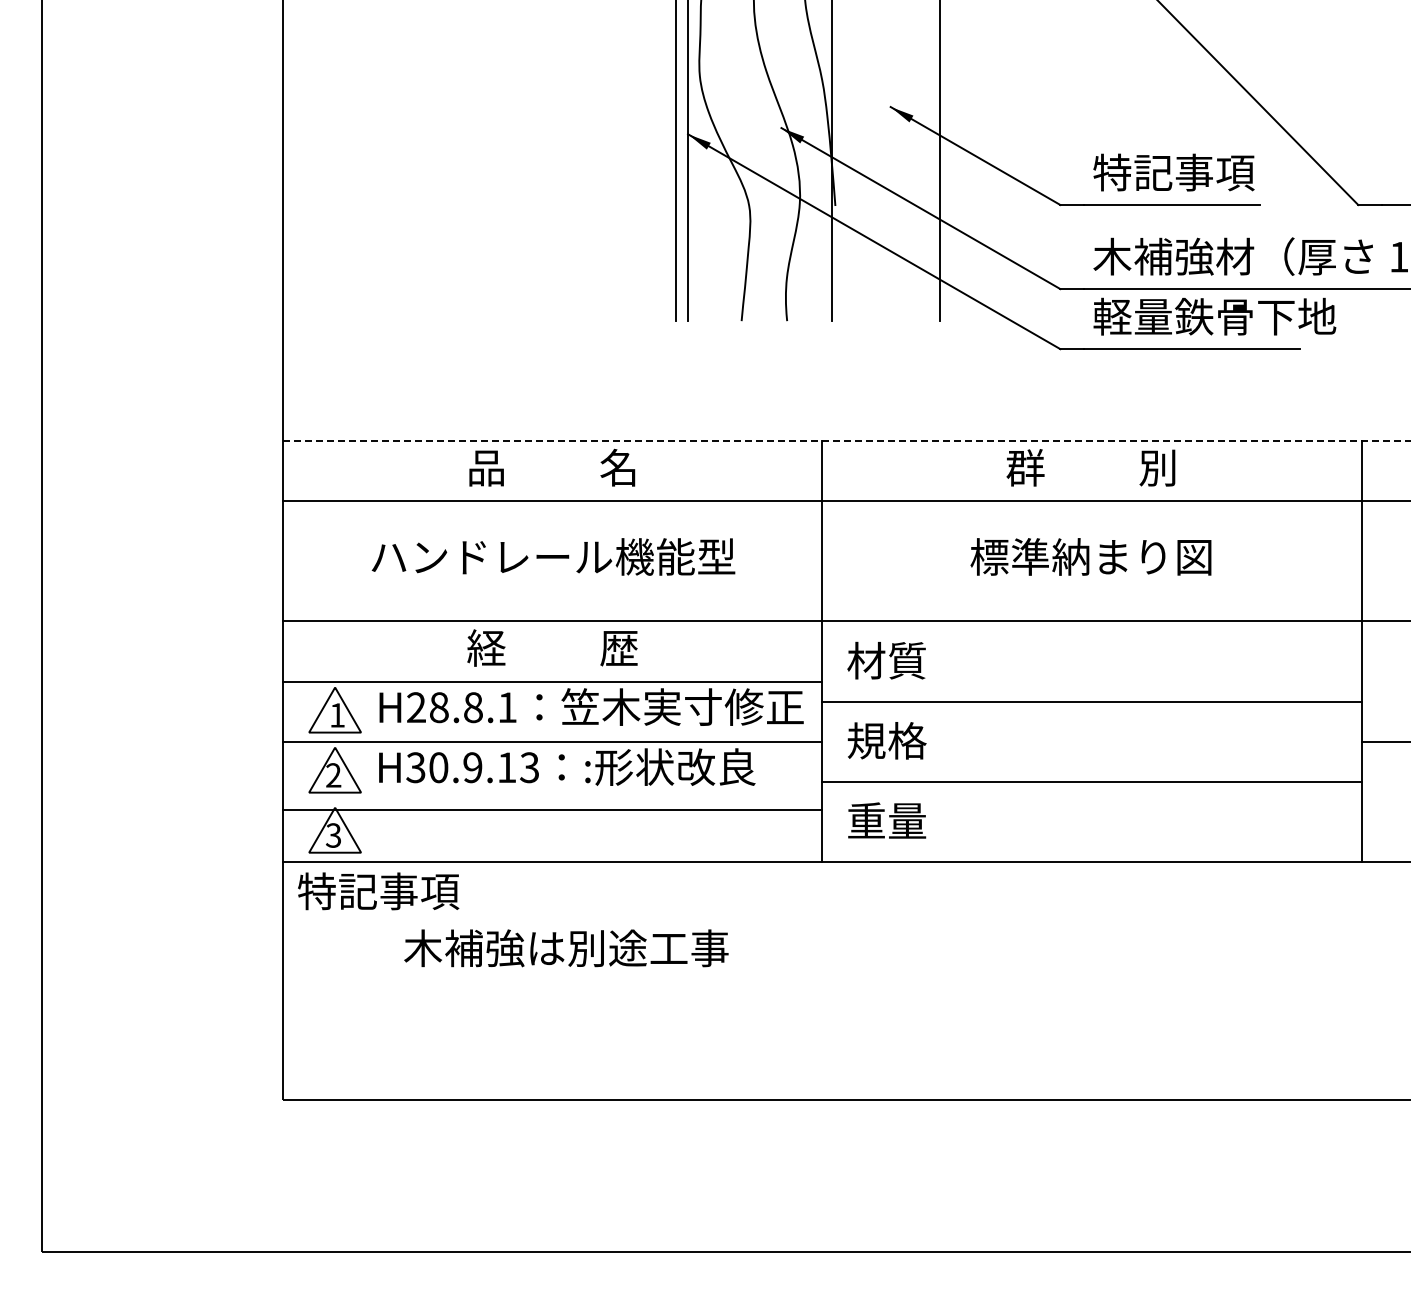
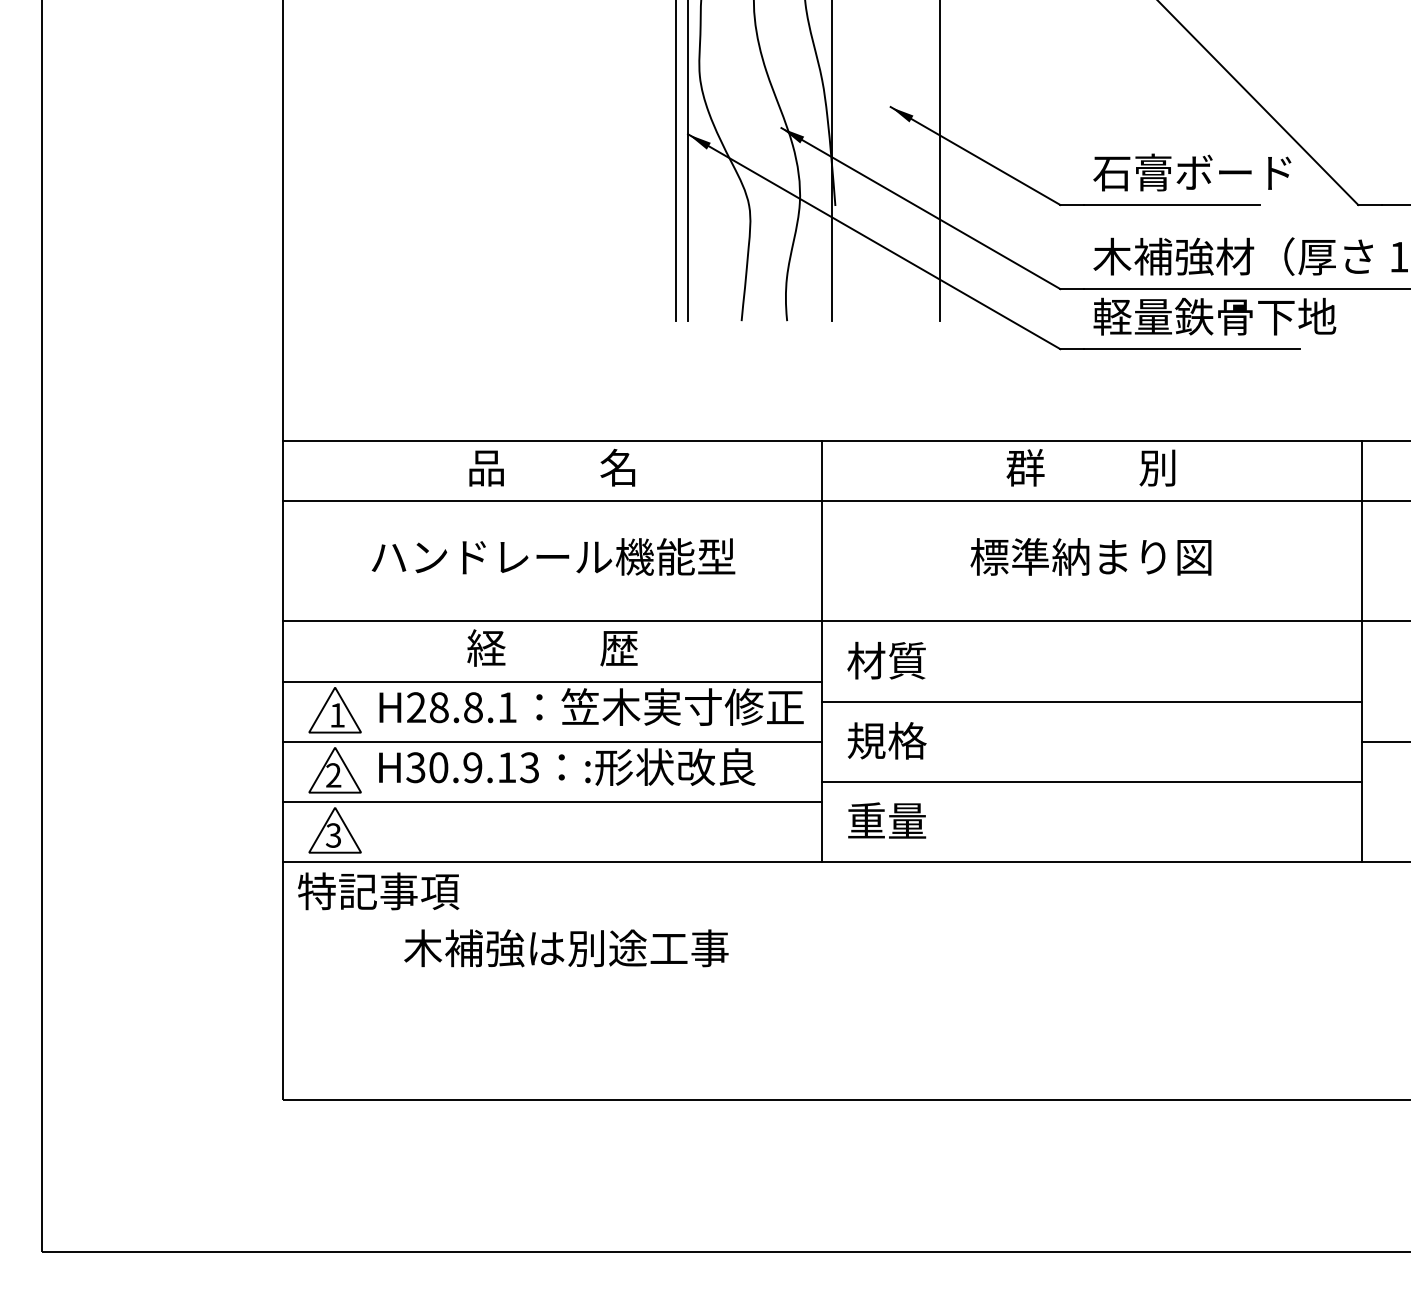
text: 特記事項 -> 石膏ボード (1192, 172)
line: dashed -> solid (846, 441)
line position: (551, 809) -> (551, 801) (551, 801)
